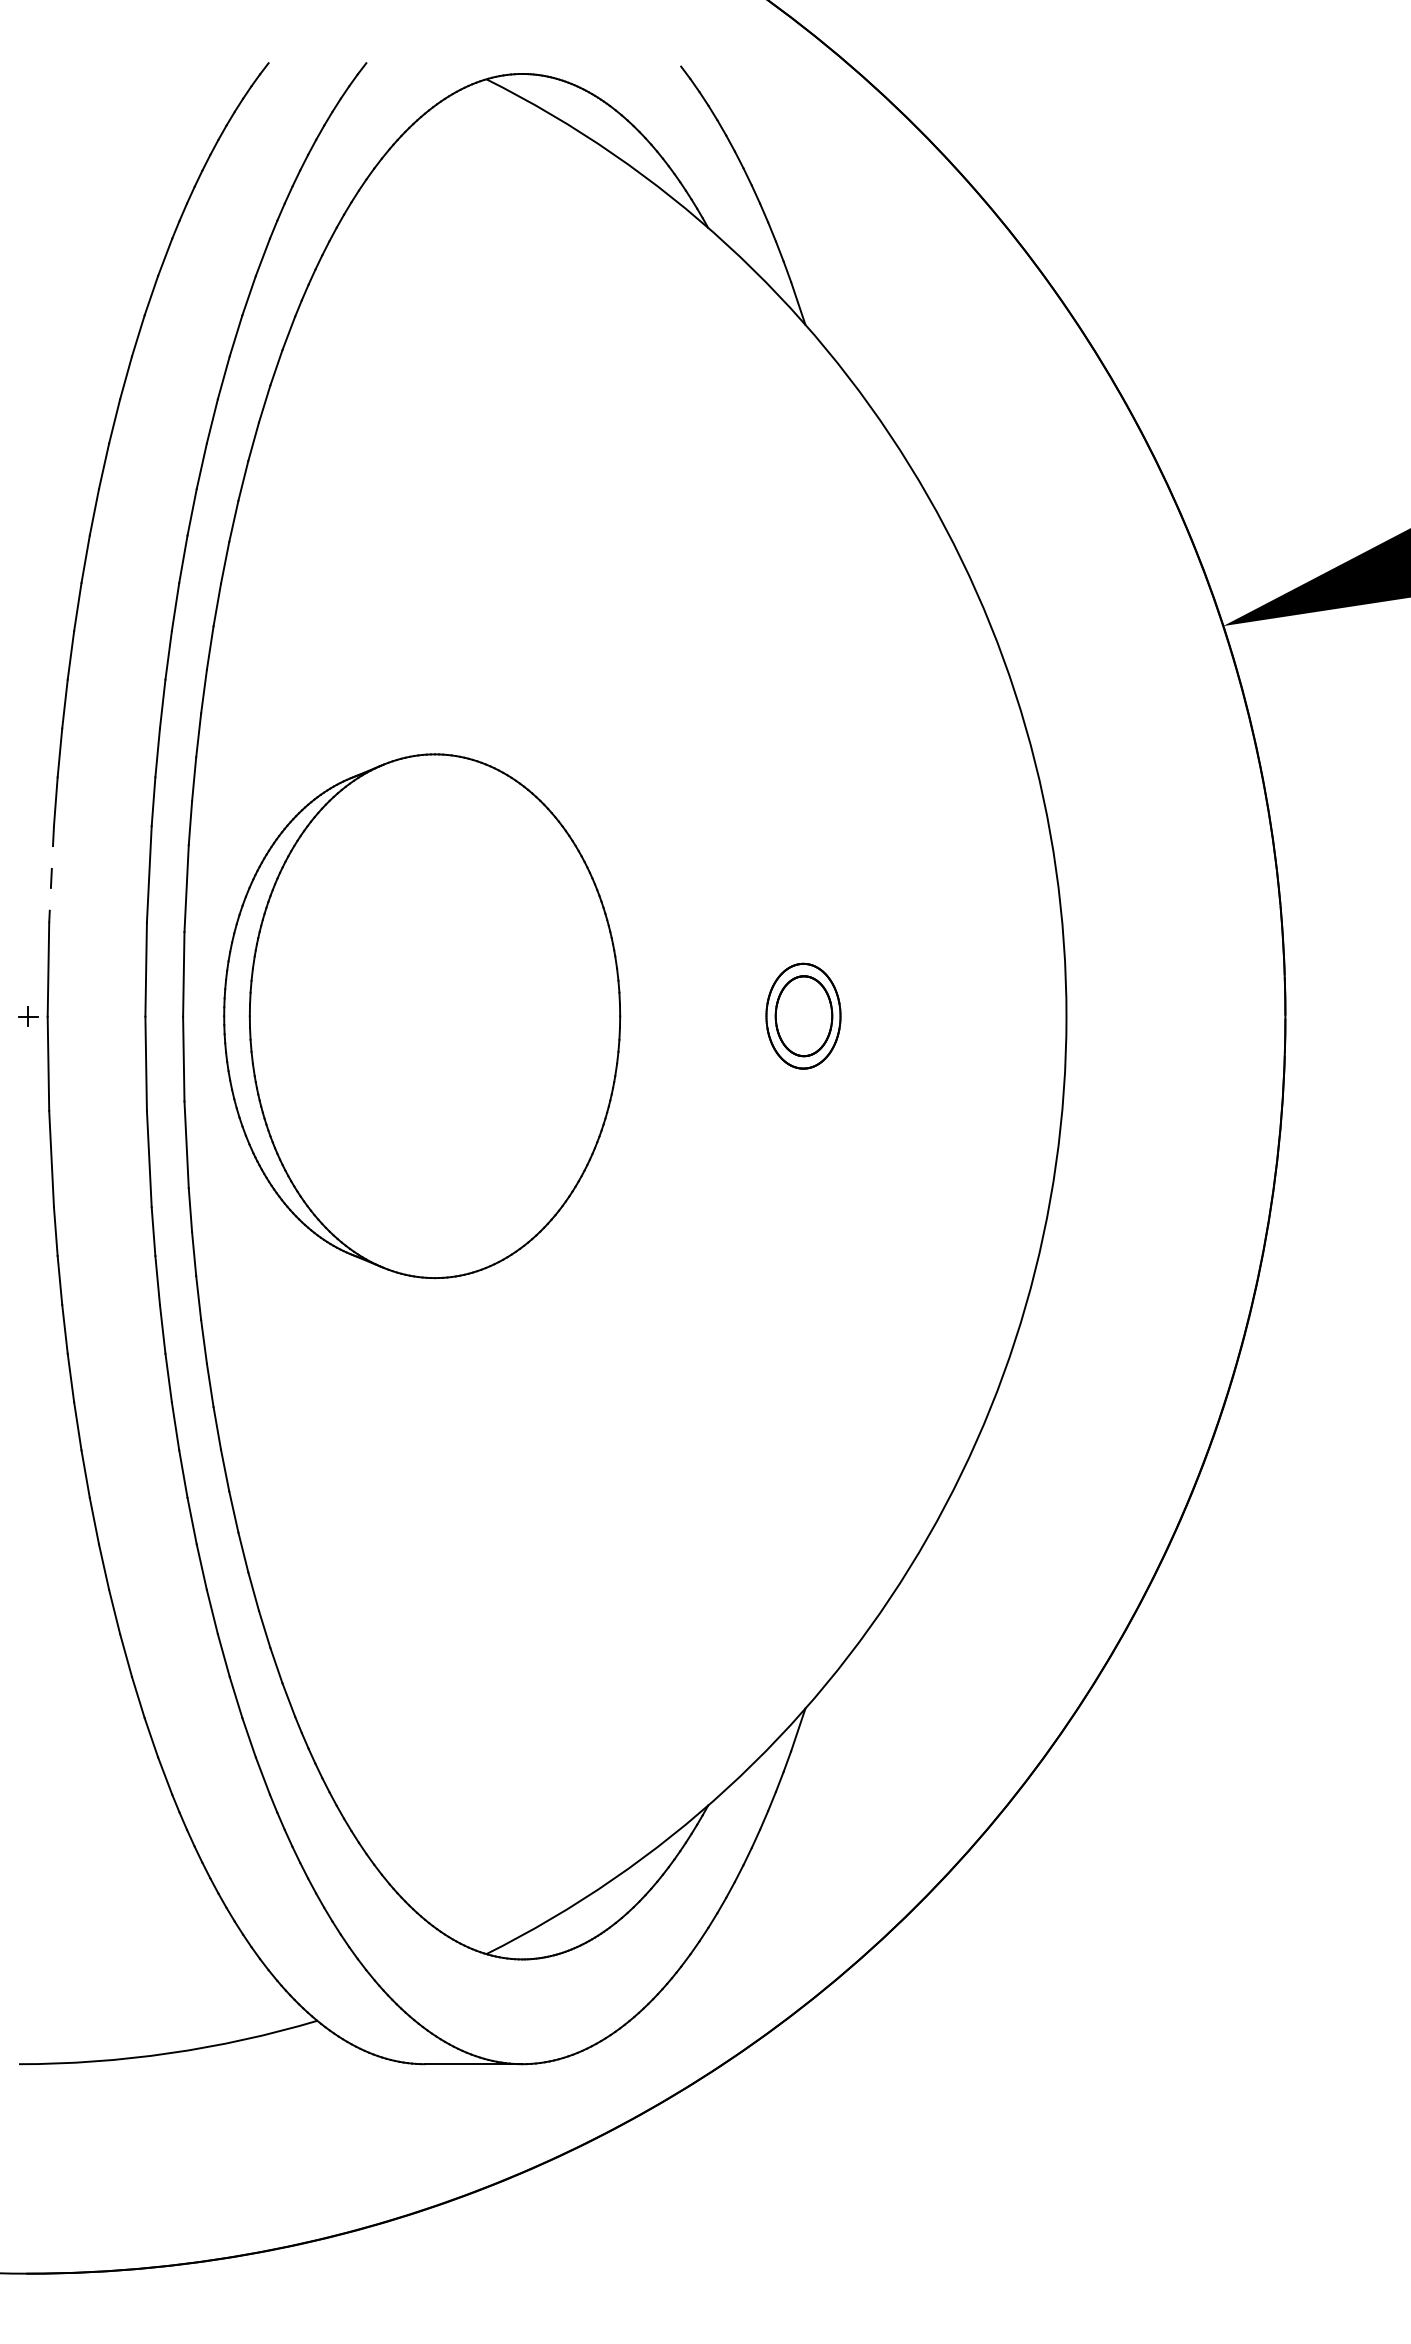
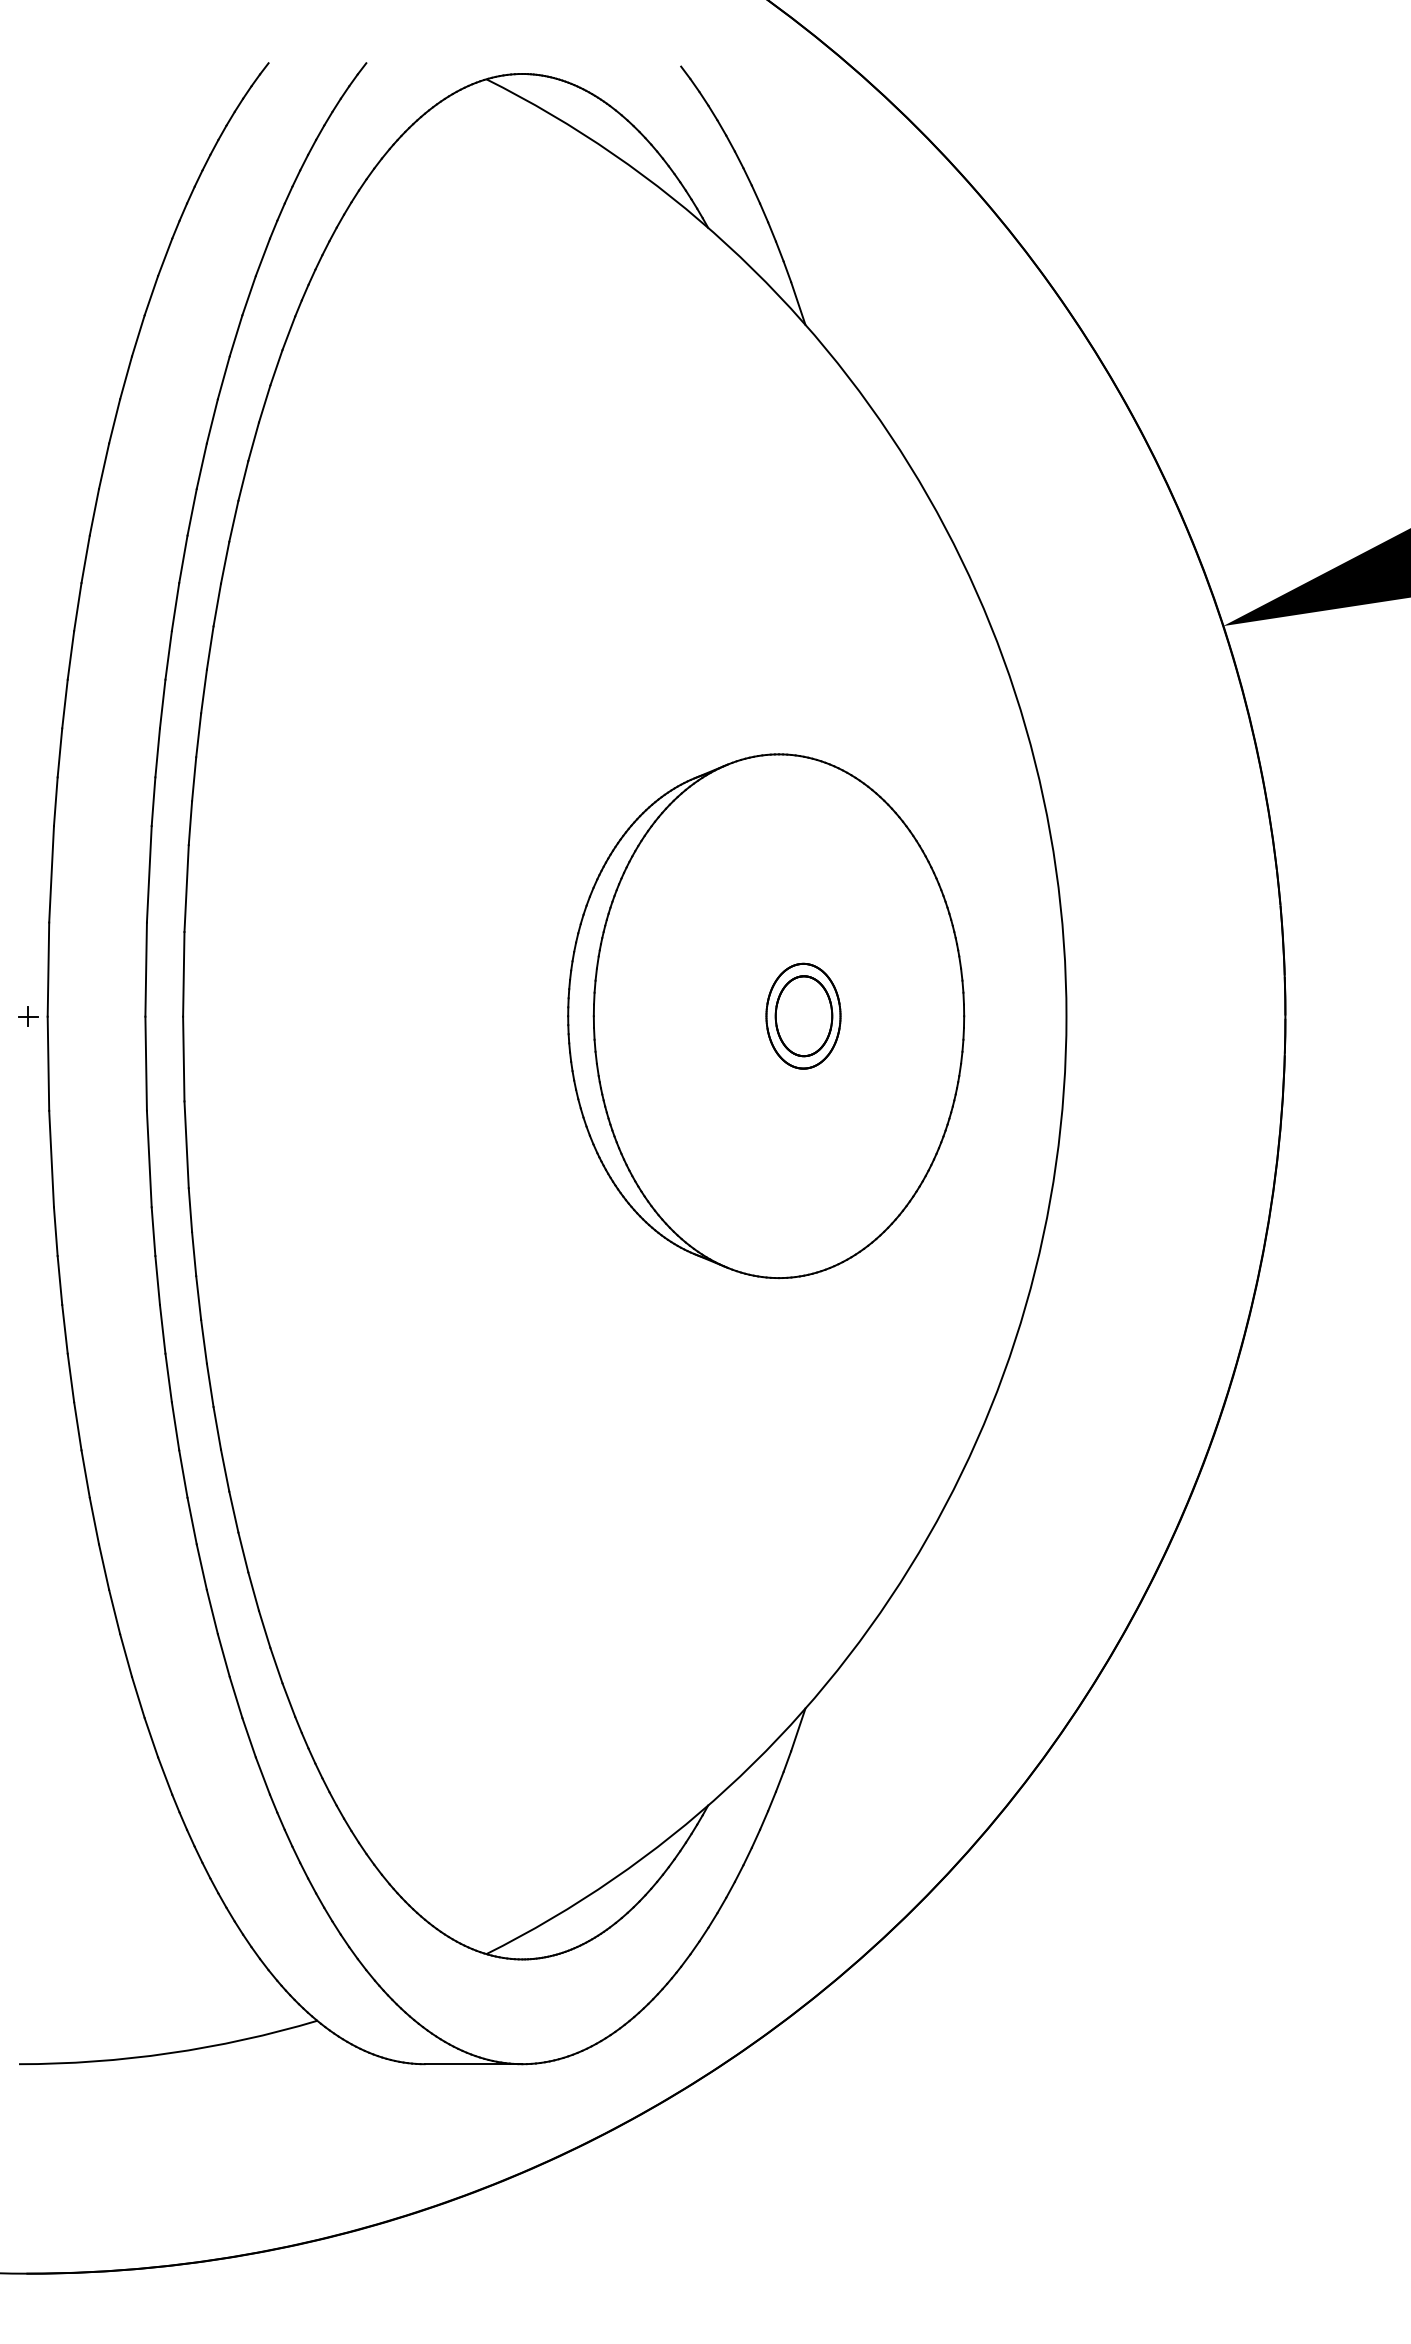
line: dashed -> solid (51, 874)
part position: (422, 1016) -> (766, 1016) (766, 1016)
